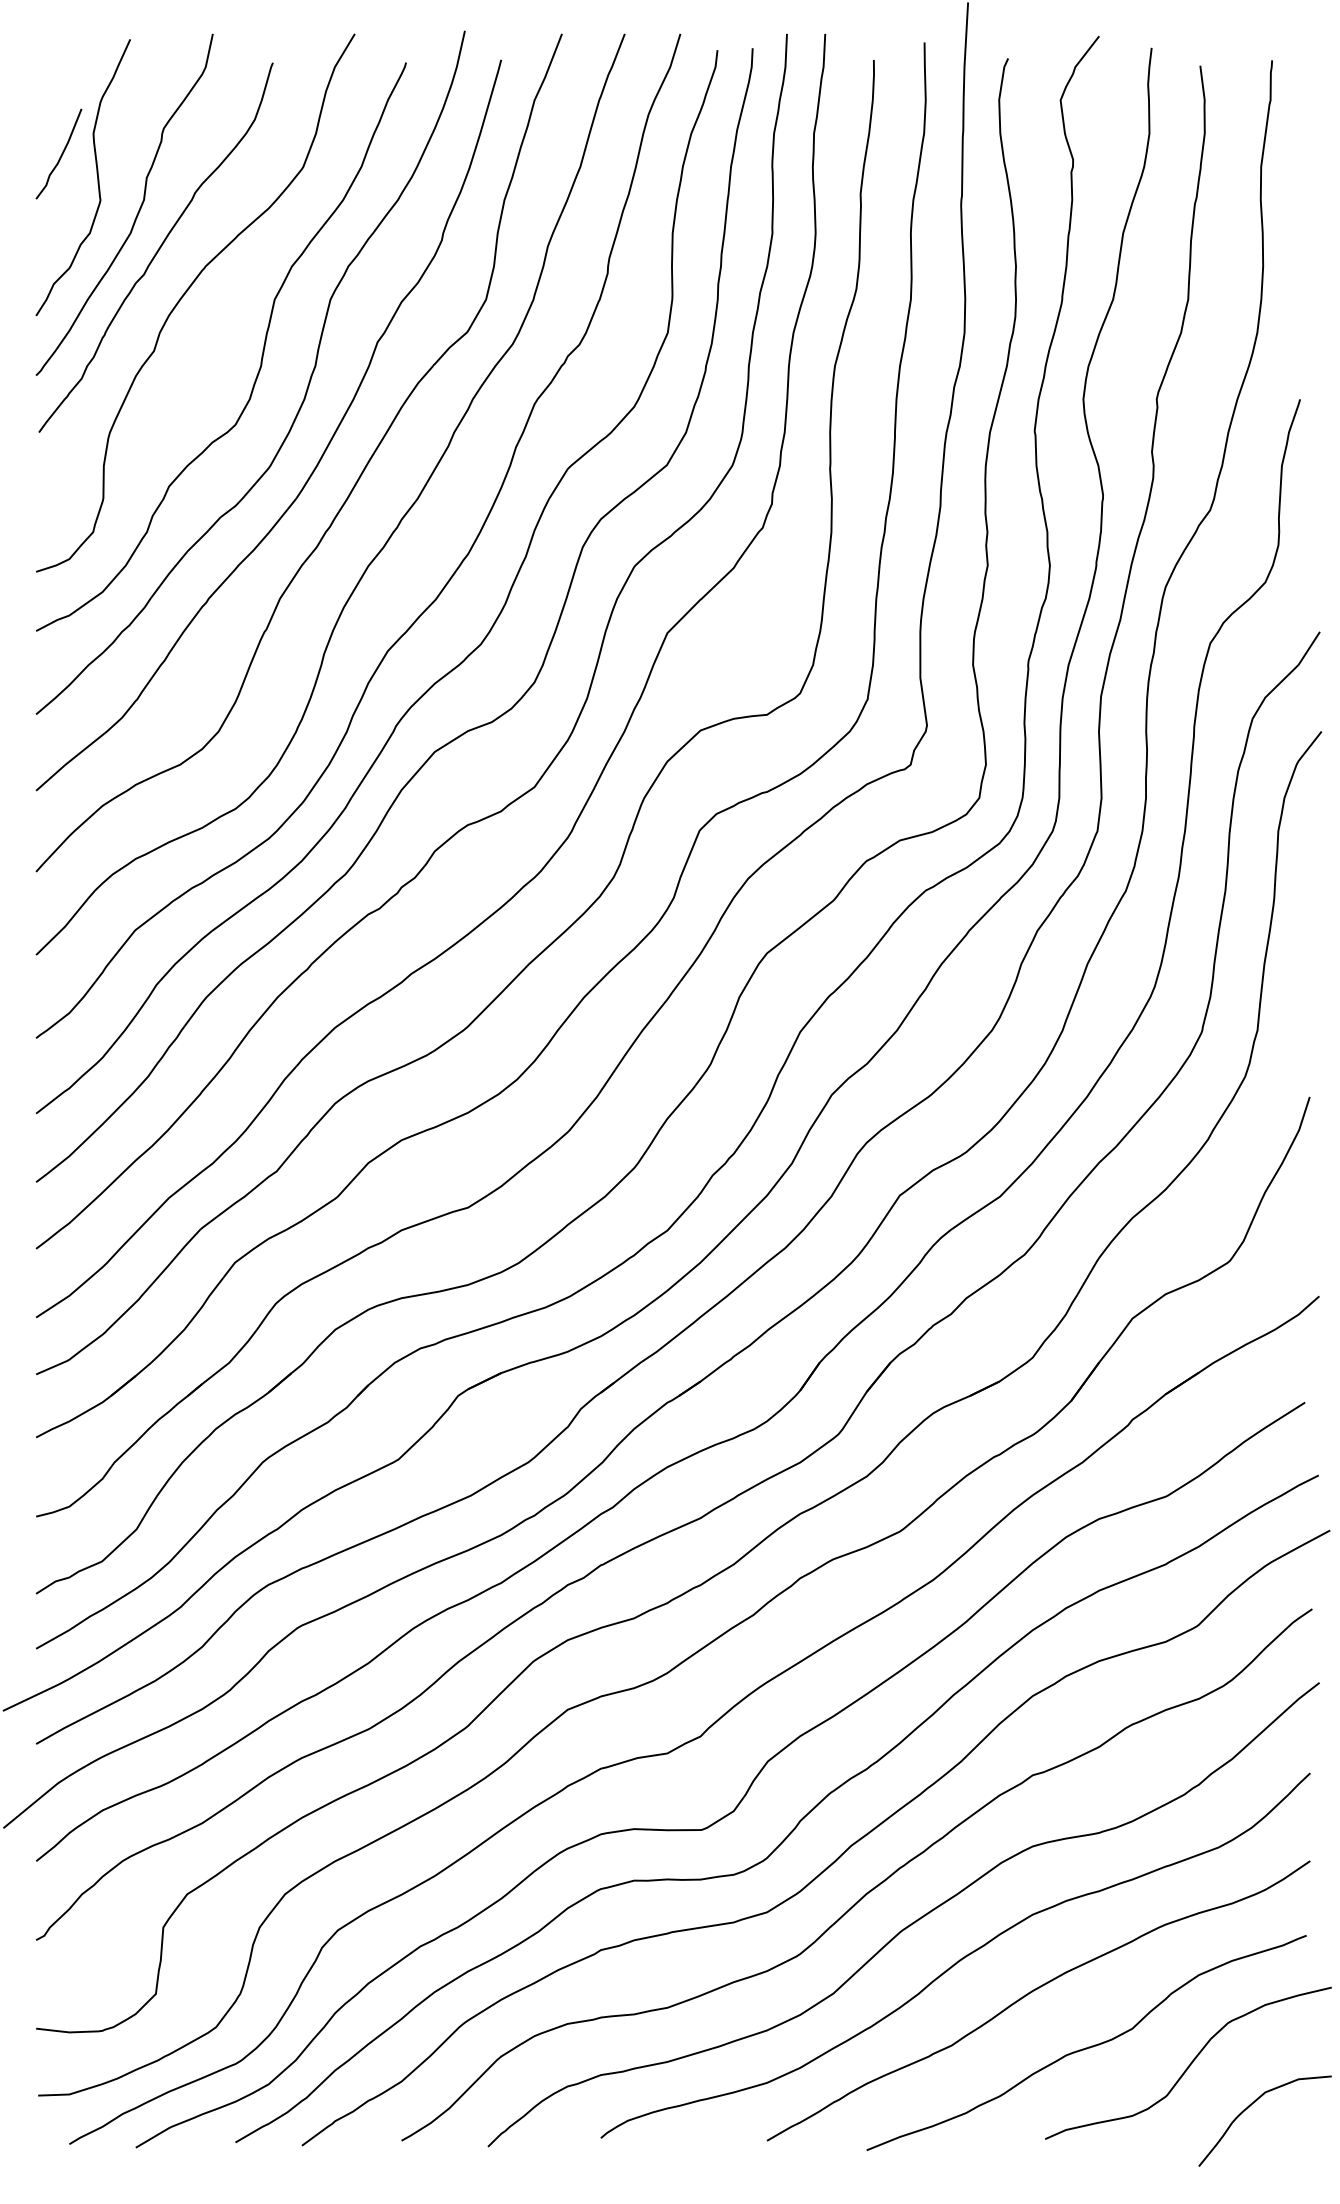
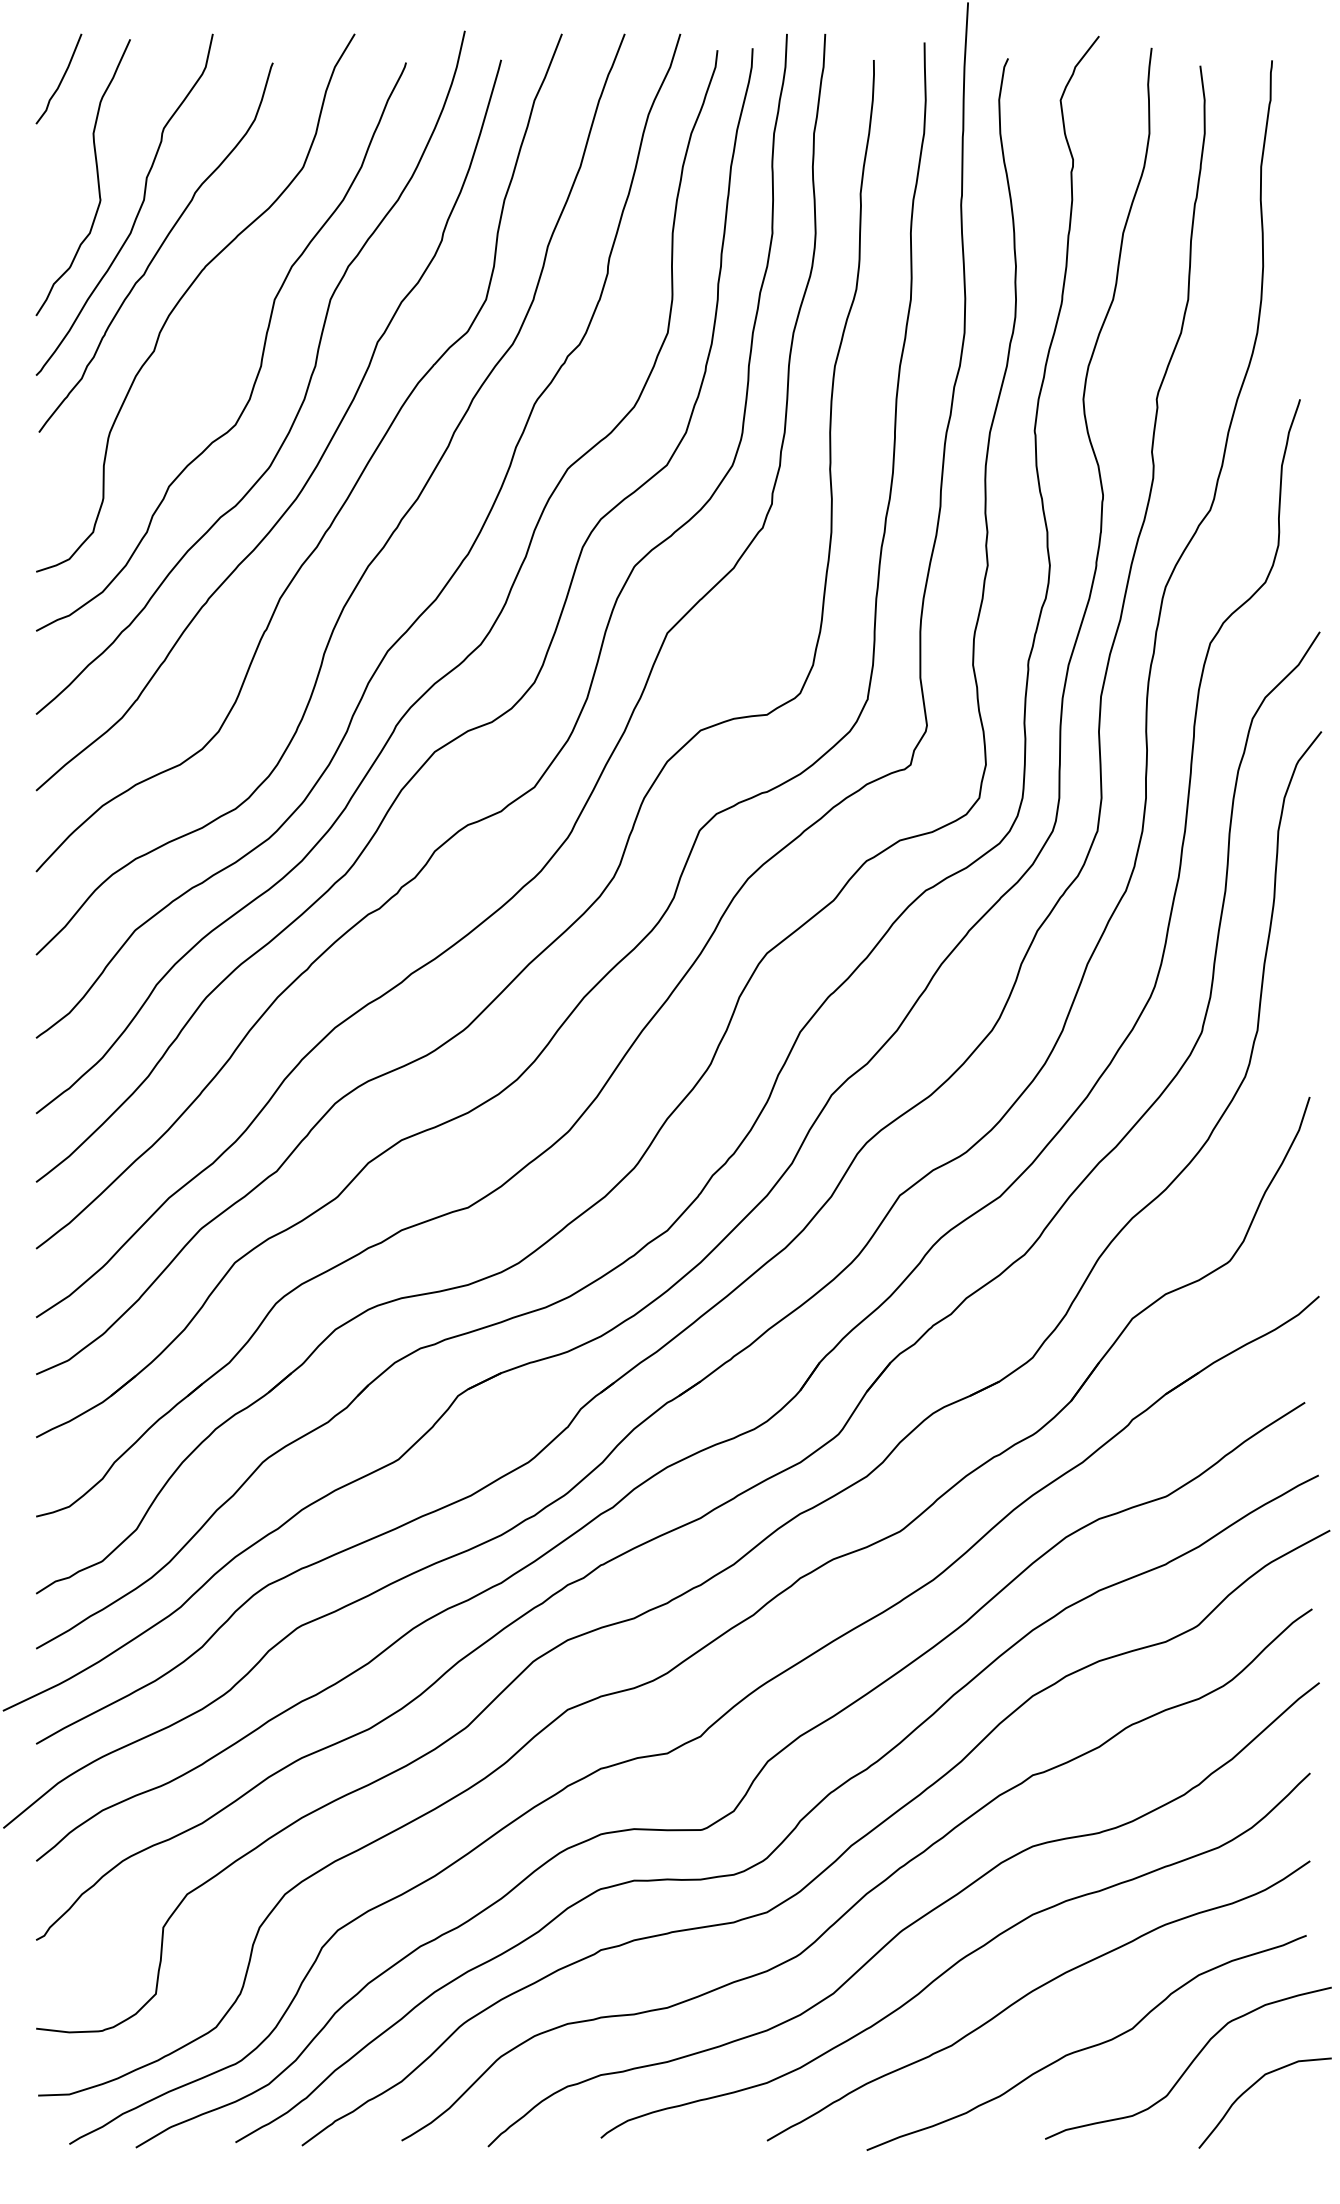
curve position: (60, 155) -> (60, 80) (60, 80)
curve position: (1250, 2106) -> (1250, 2088) (1250, 2088)
